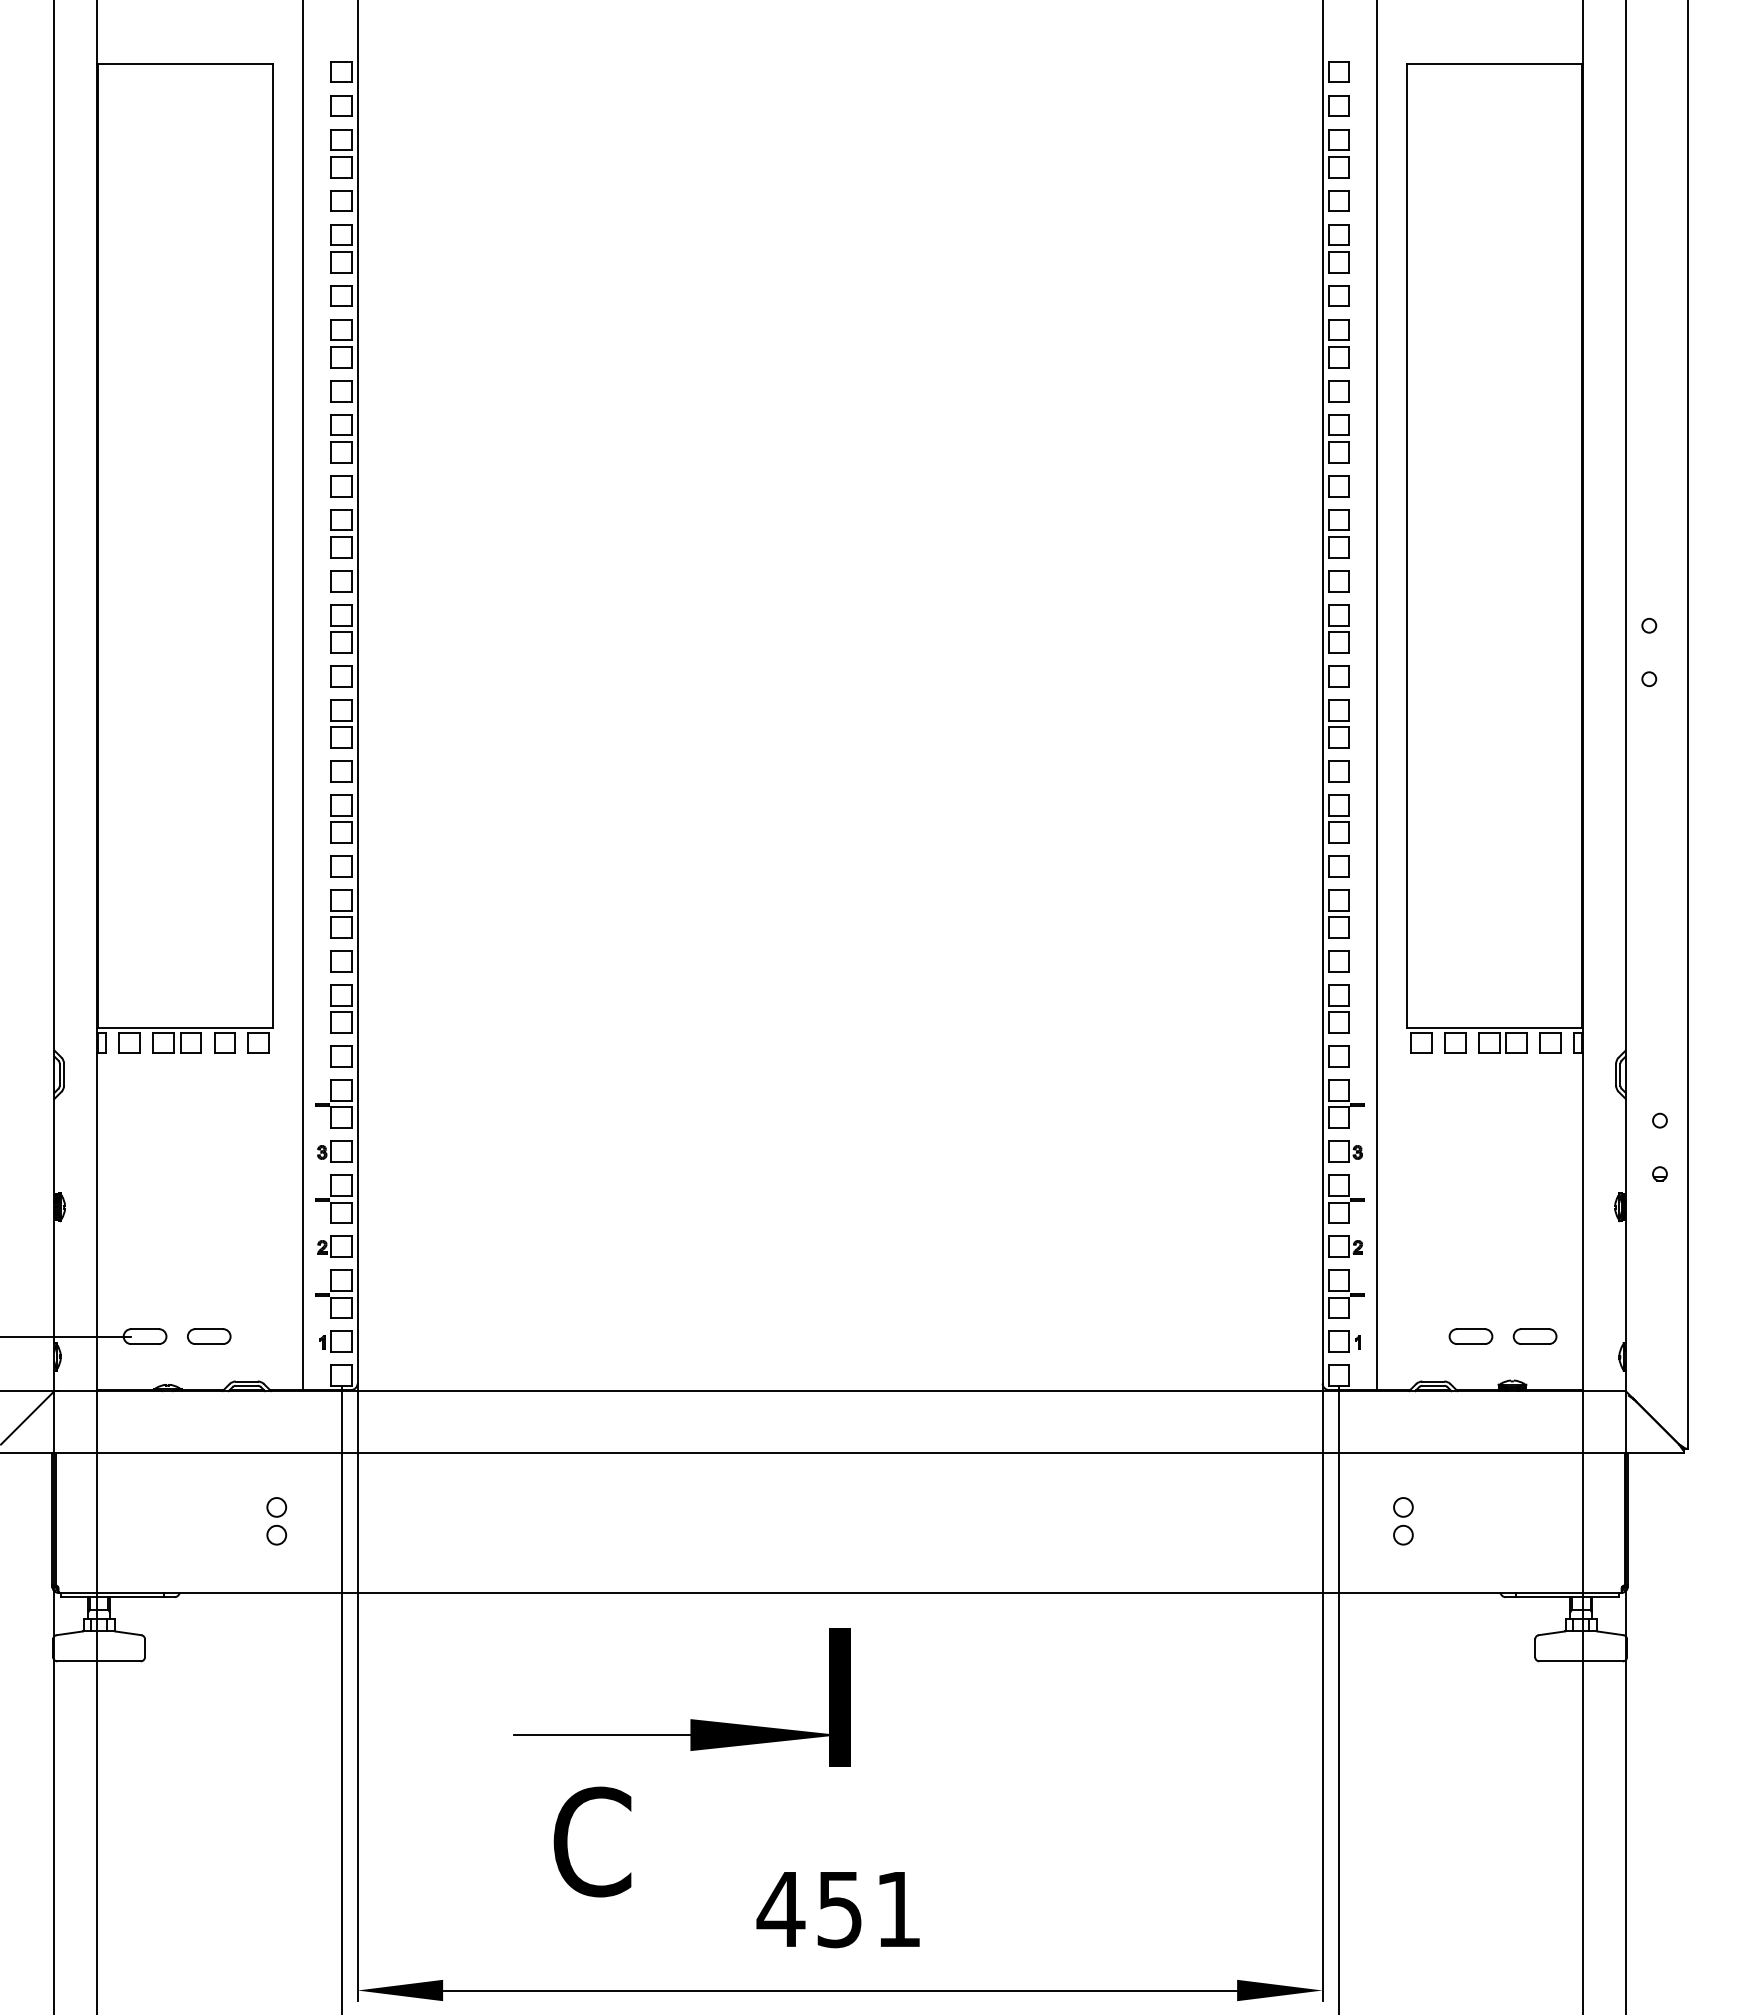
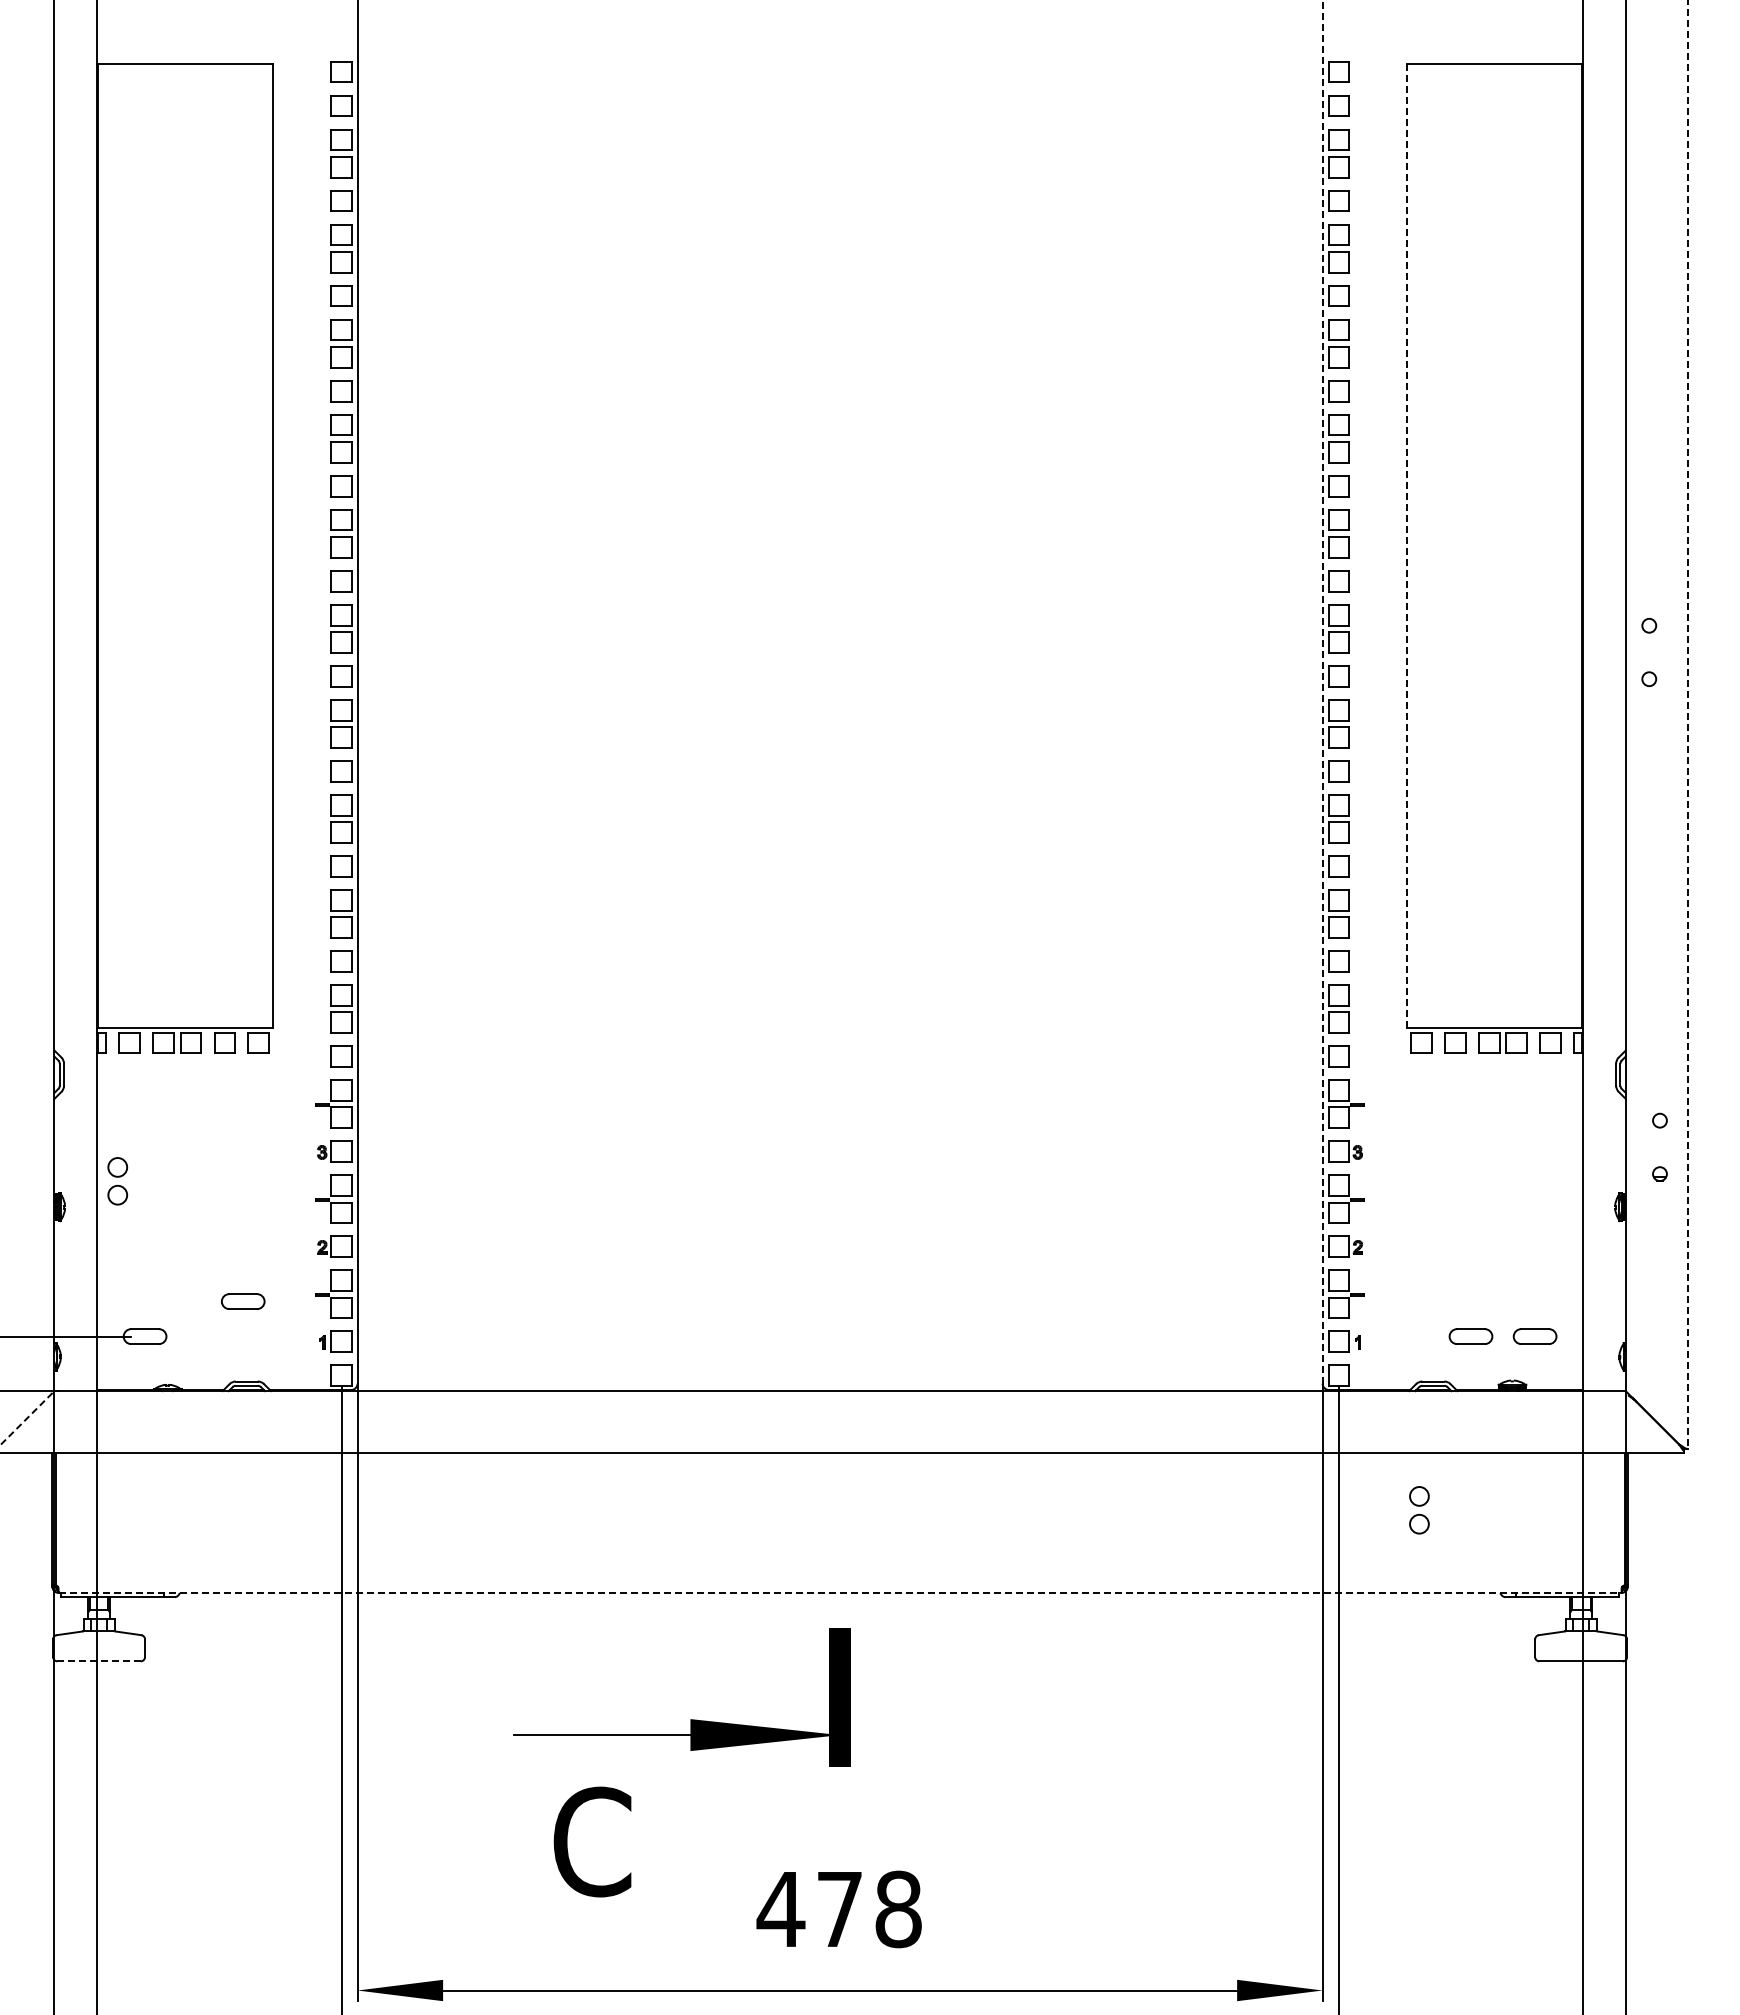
line: solid -> dashed (1407, 545)
line: solid -> dashed (1322, 691)
line: present -> none (303, 696)
line: present -> none (1376, 696)
line: solid -> dashed (1687, 724)
part position: (209, 1336) -> (243, 1301) (243, 1301)
line: solid -> dashed (27, 1417)
part position: (276, 1521) -> (117, 1181) (117, 1181)
part position: (1403, 1521) -> (1419, 1510) (1419, 1510)
line: solid -> dashed (840, 1592)
line: solid -> dashed (99, 1661)
text: 451 -> 478 (869, 1909)
